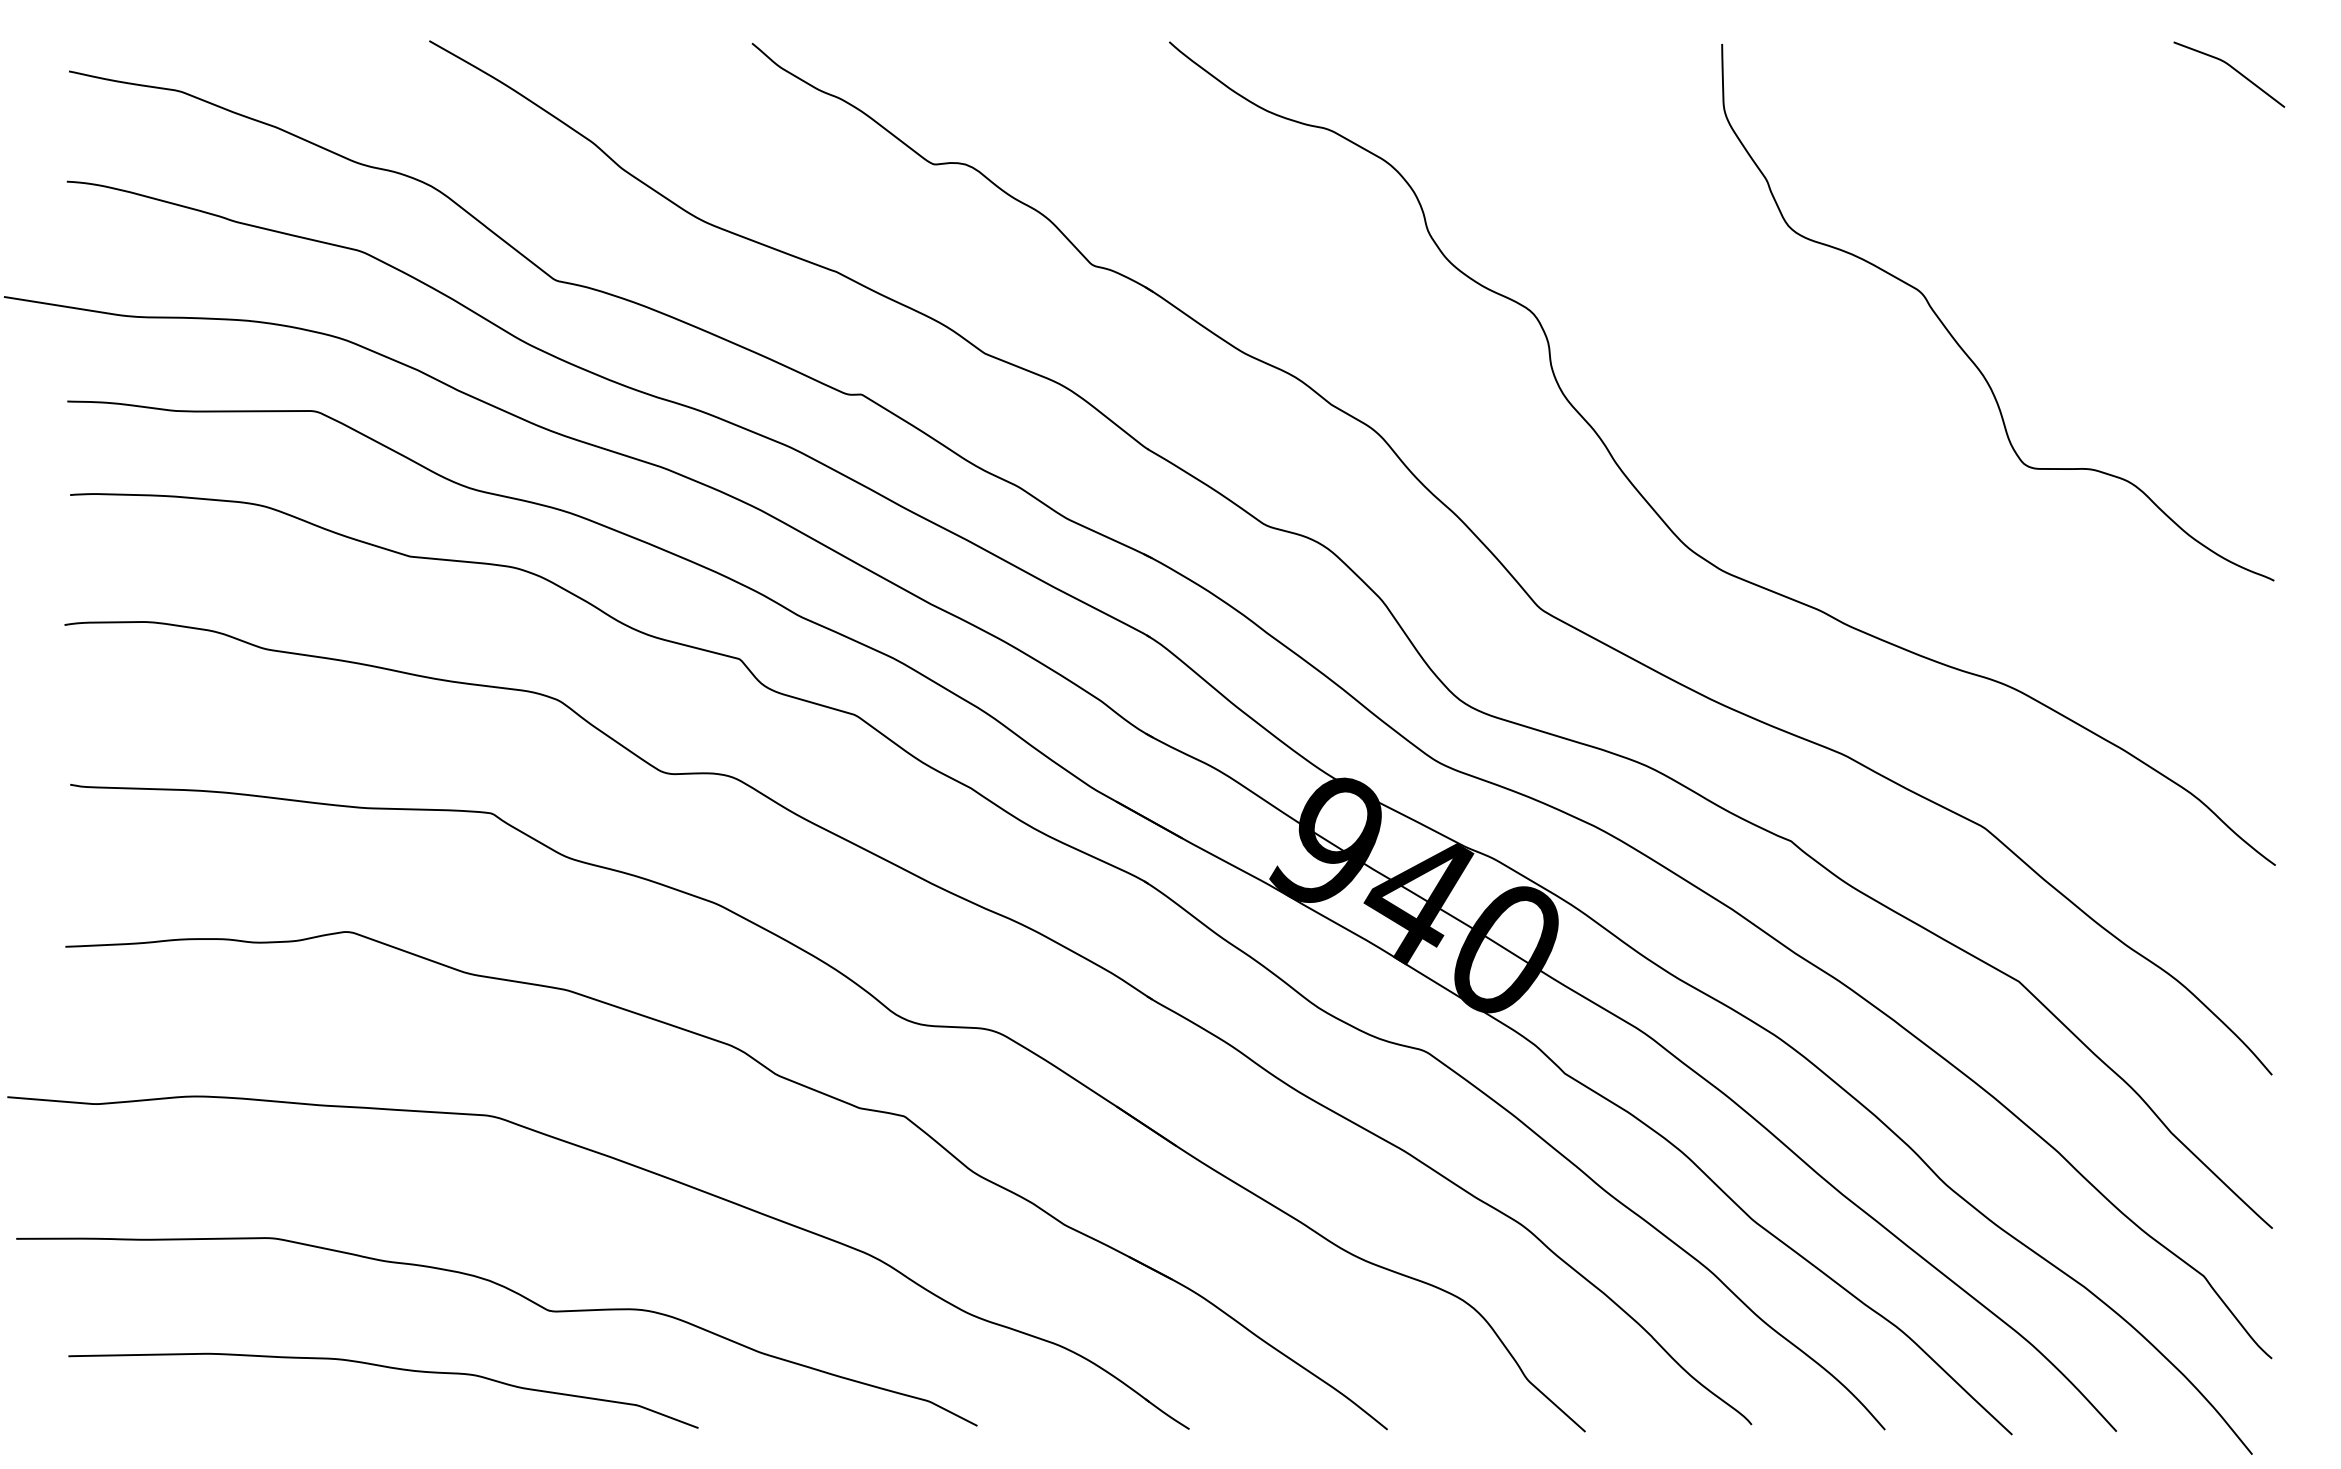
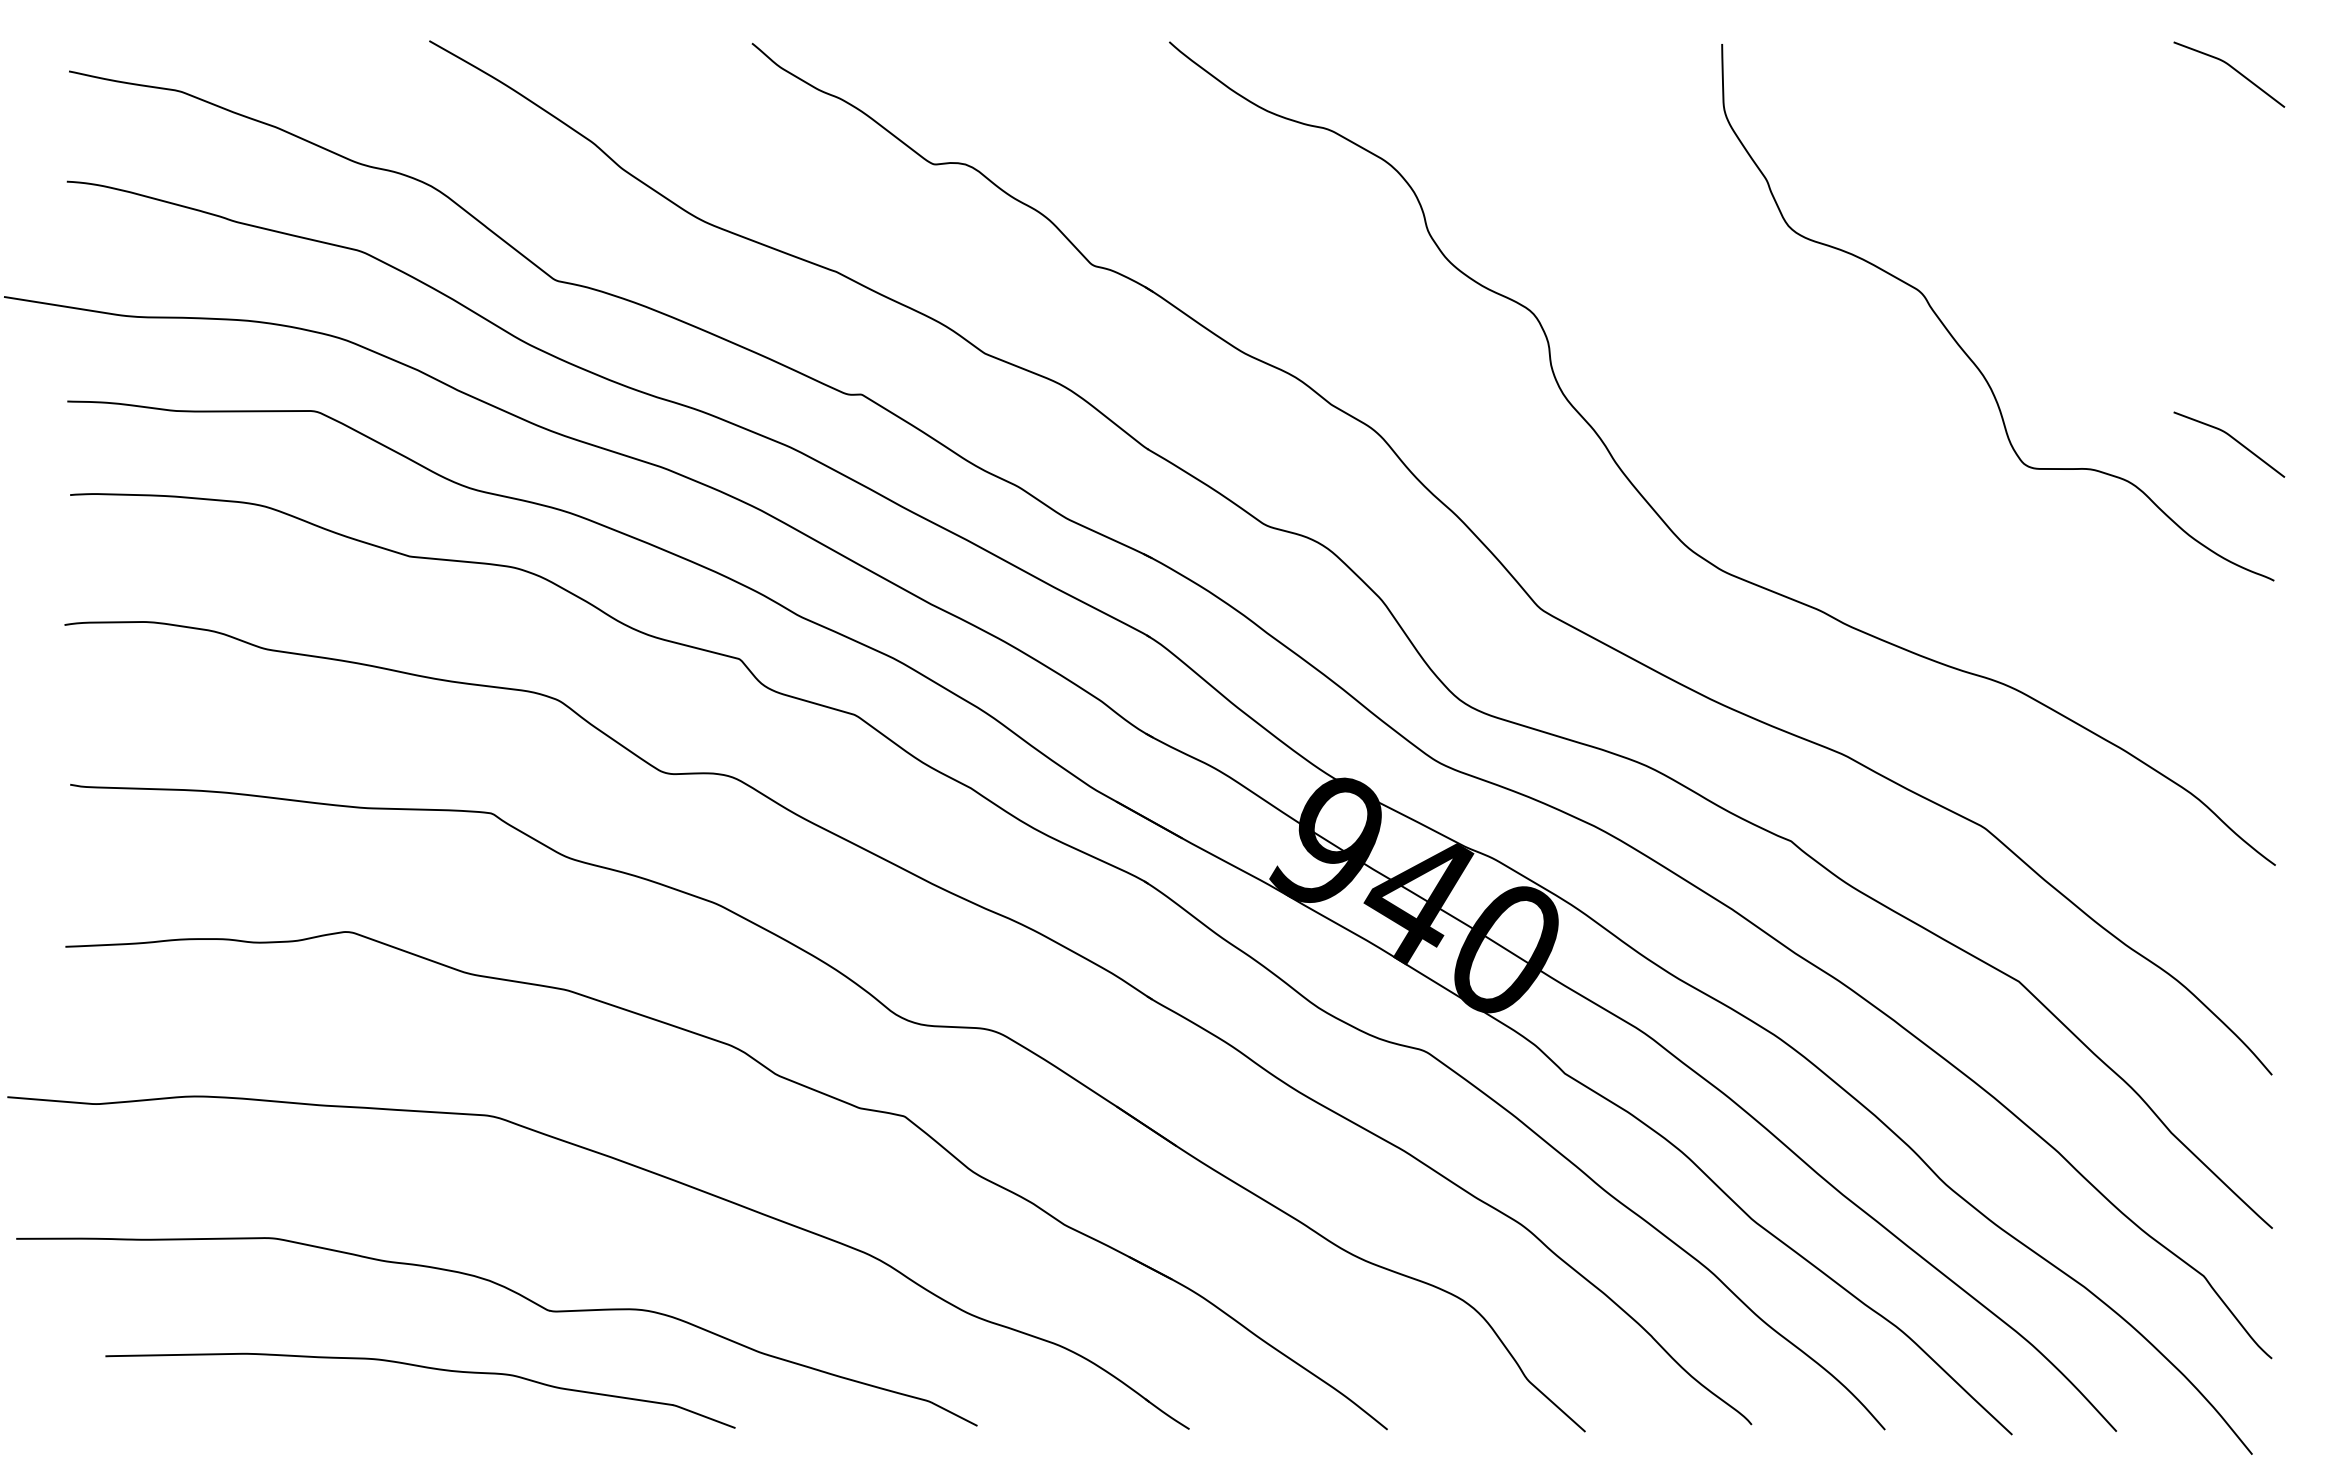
curve: none -> present (2231, 438)
curve position: (388, 1368) -> (425, 1368) (425, 1368)
